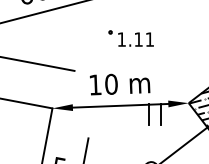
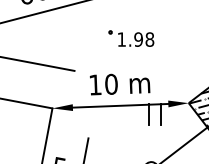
text: 1.11 -> 1.98 (144, 39)
